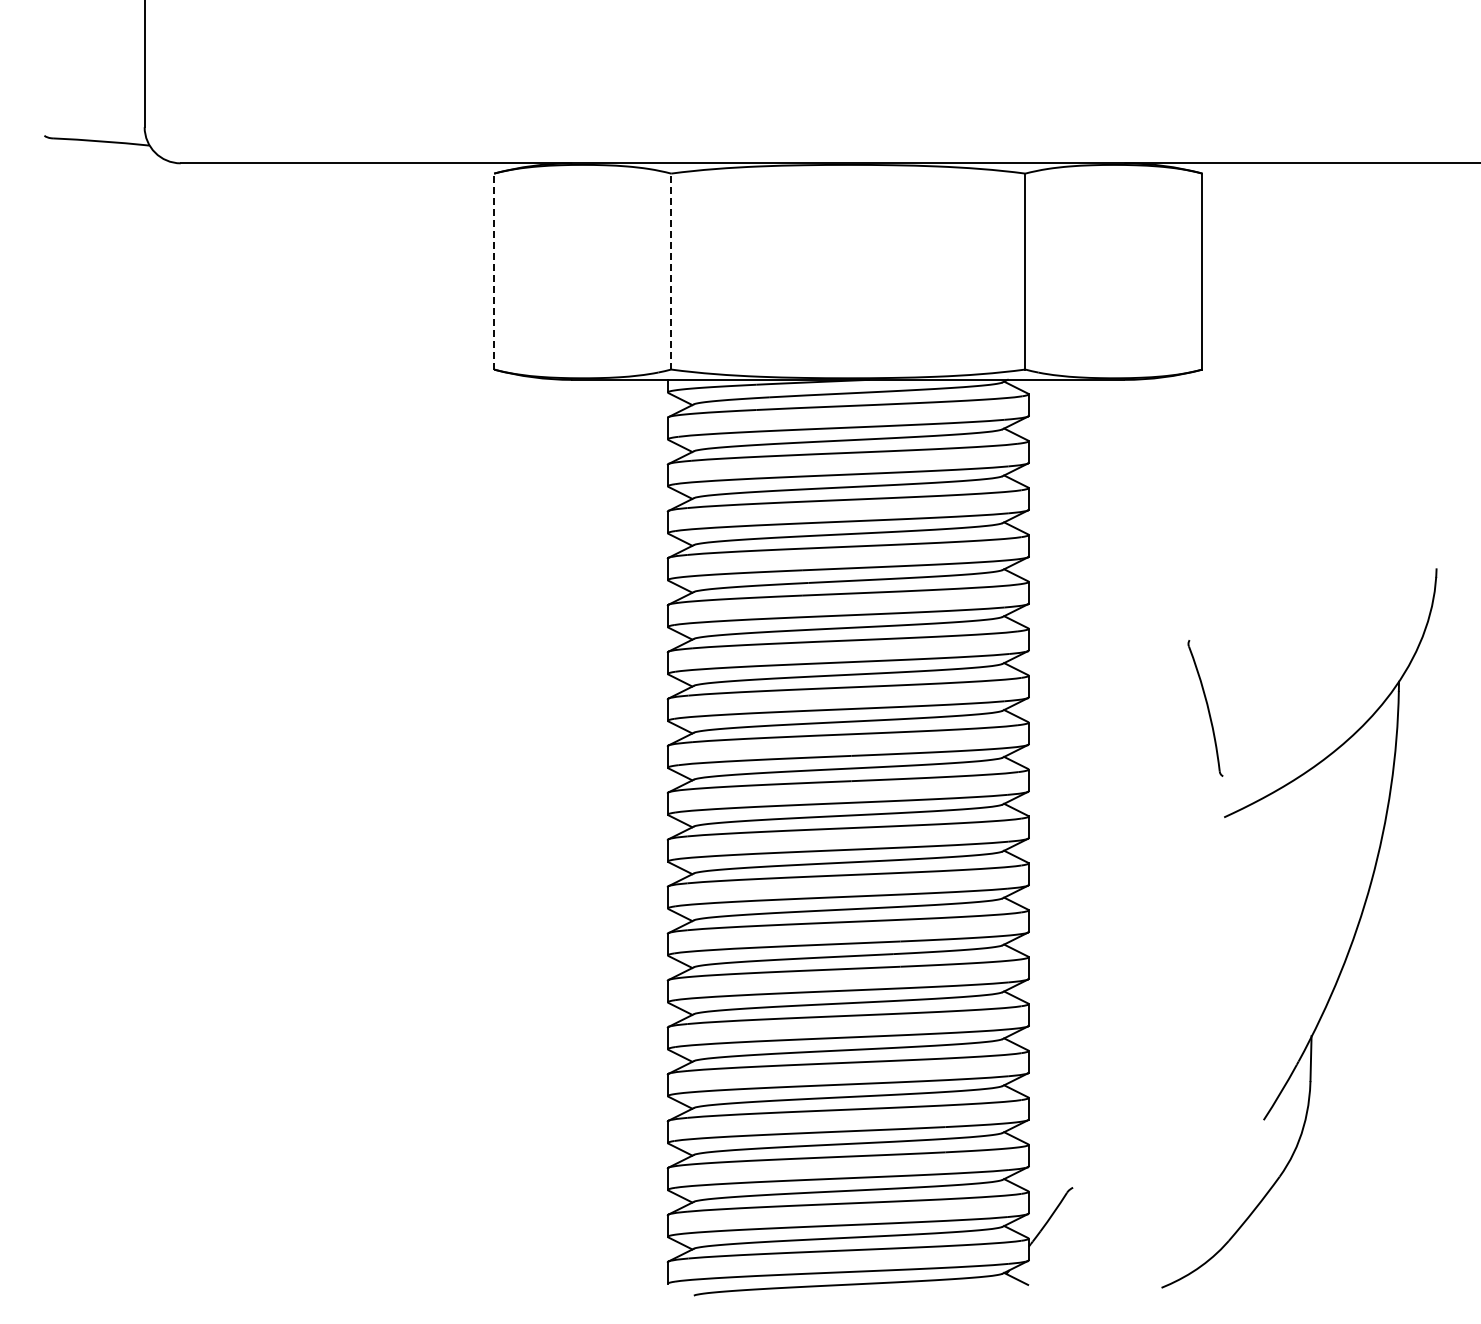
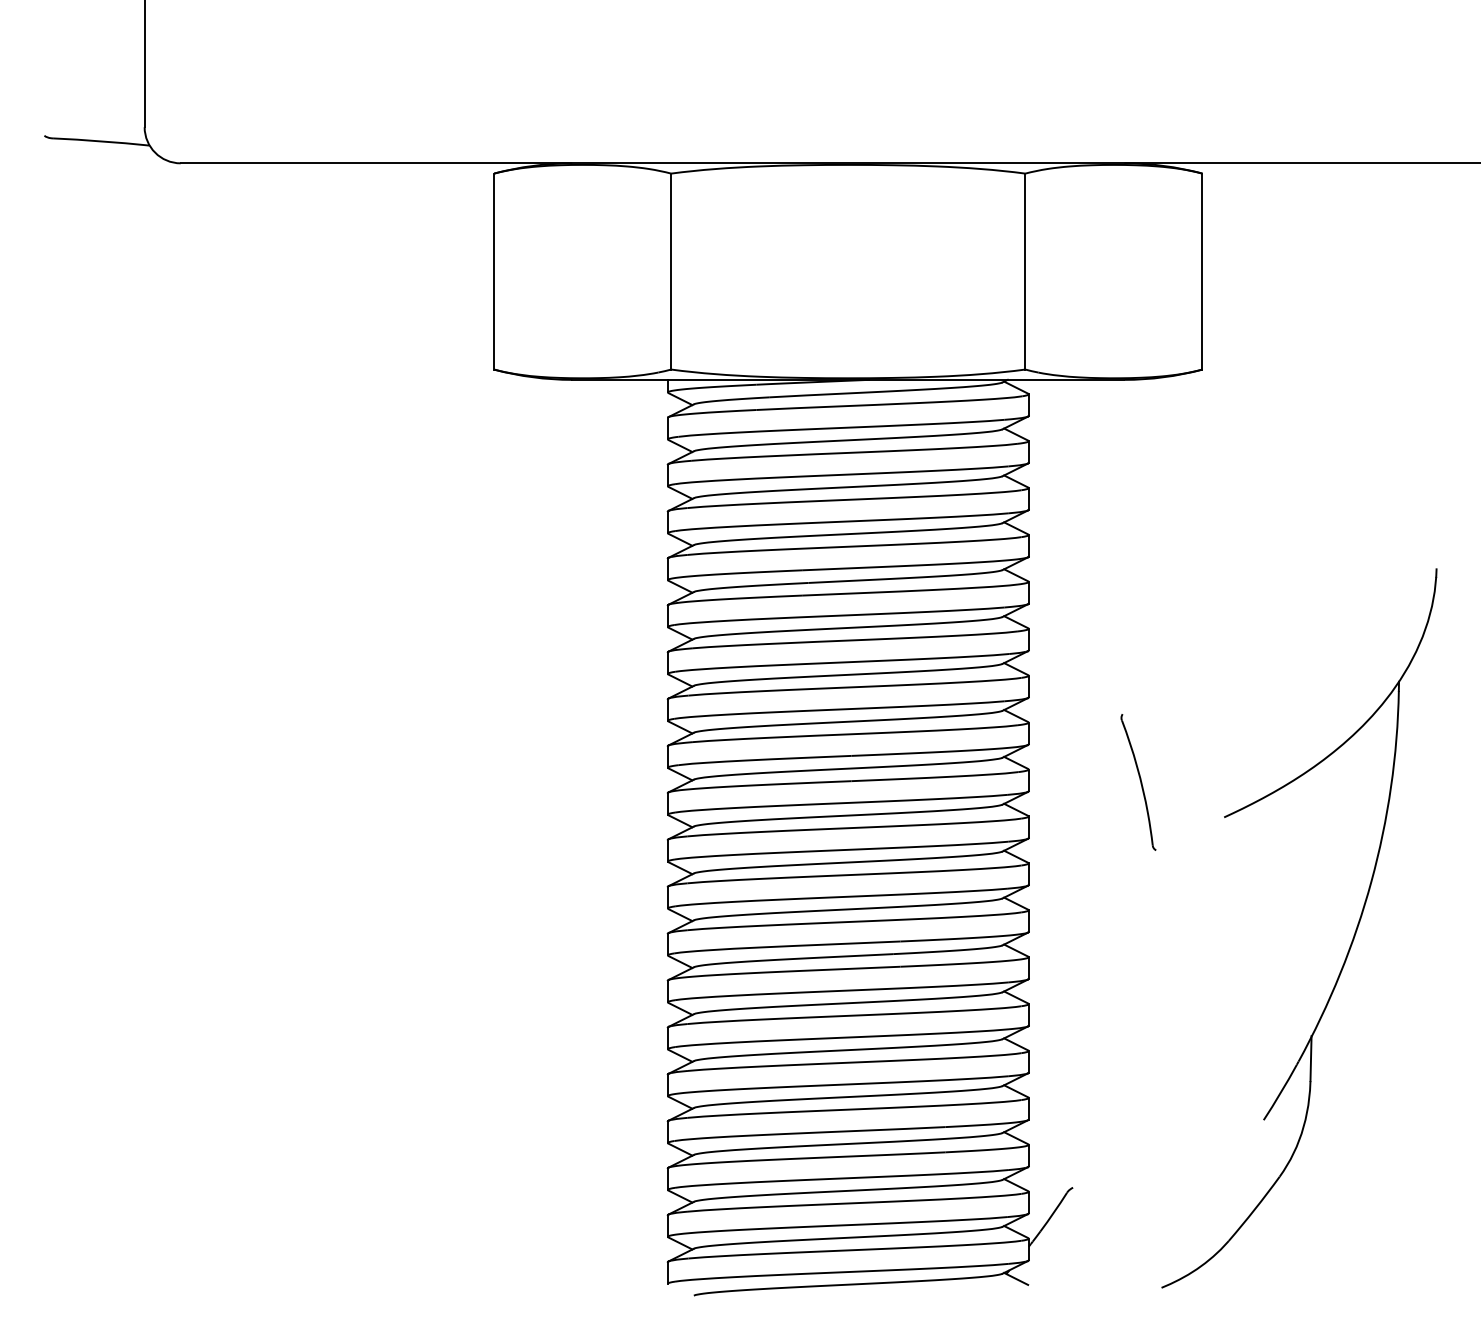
line: dashed -> solid (494, 271)
line: dashed -> solid (671, 271)
part position: (1205, 708) -> (1138, 782) (1138, 782)
